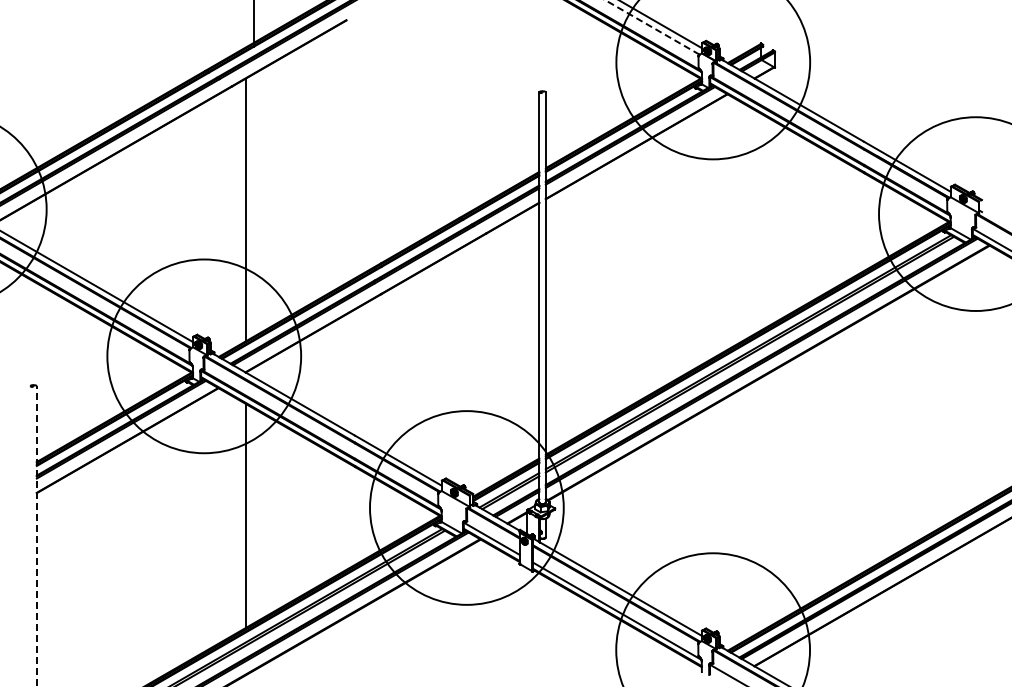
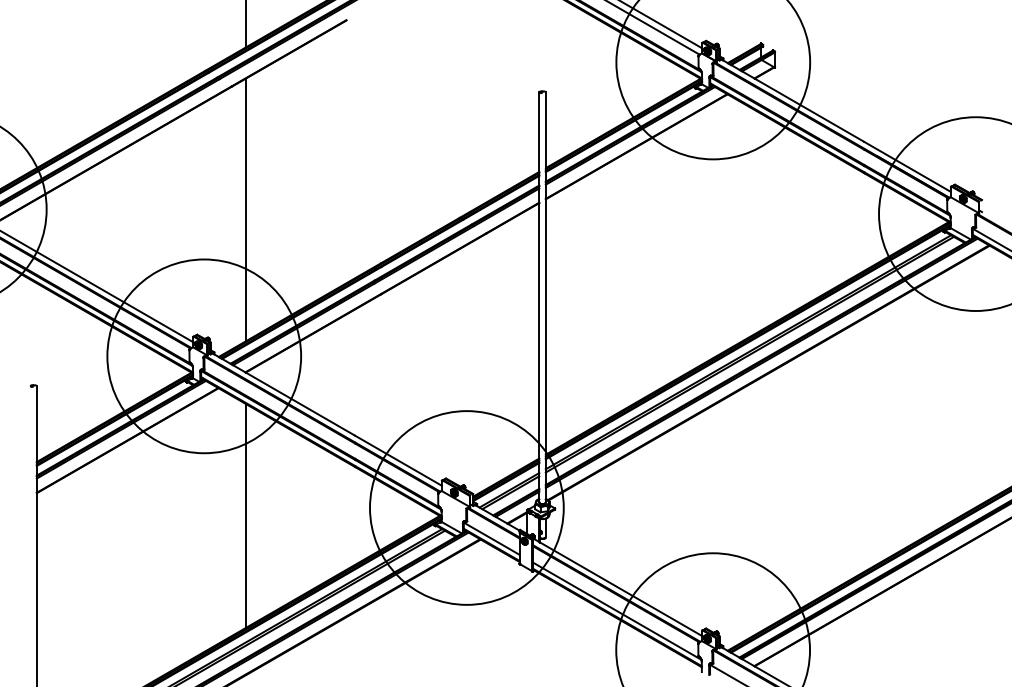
line position: (253, 24) -> (245, 24) (245, 24)
line: dashed -> solid (652, 27)
line: dashed -> solid (36, 535)
